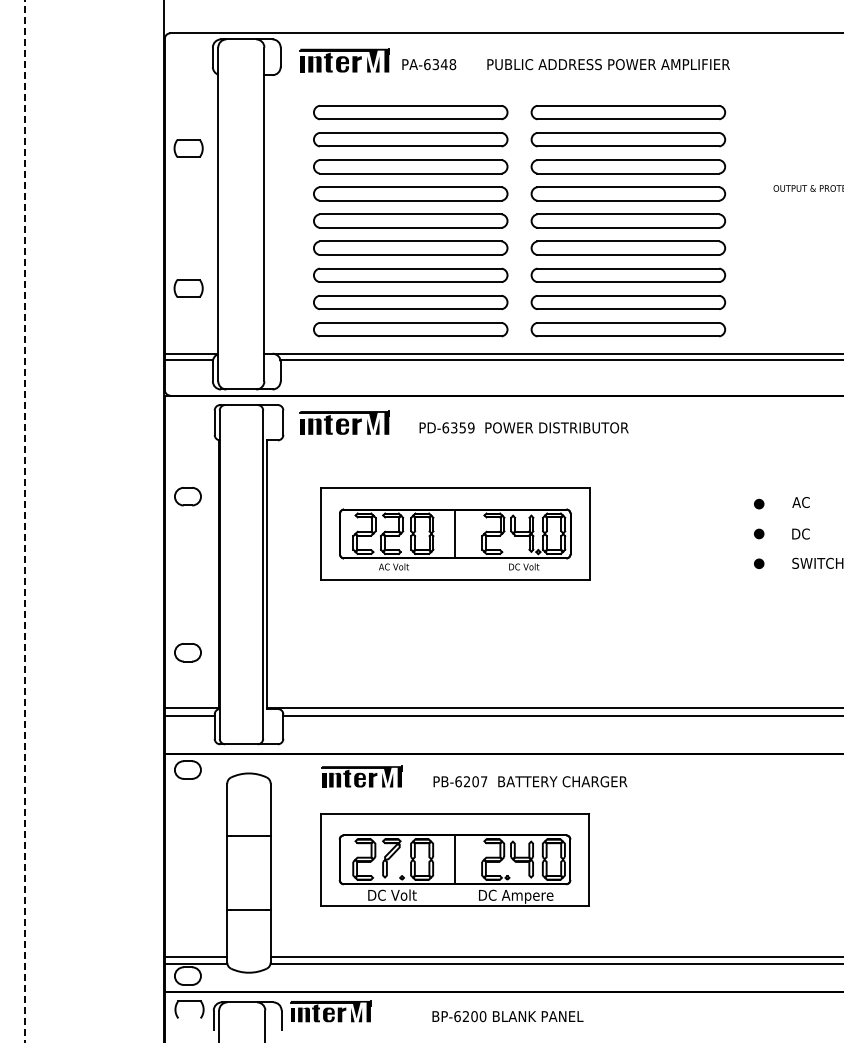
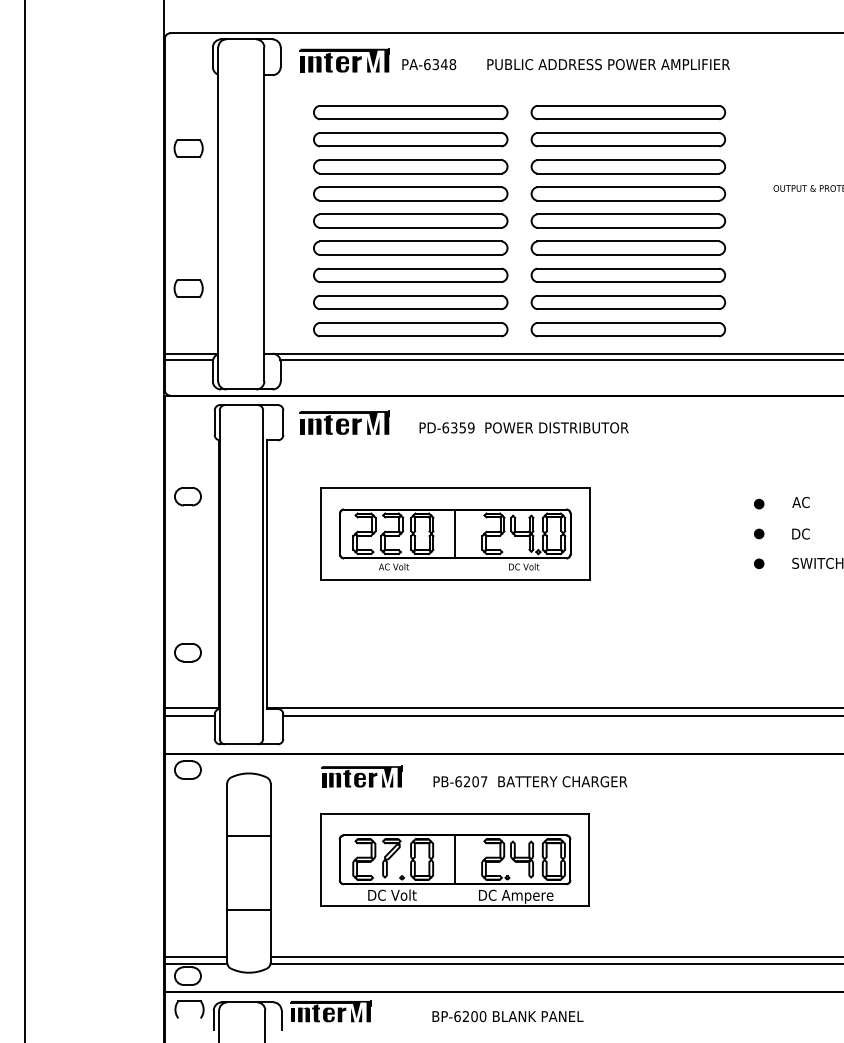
line: dashed -> solid (25, 521)
